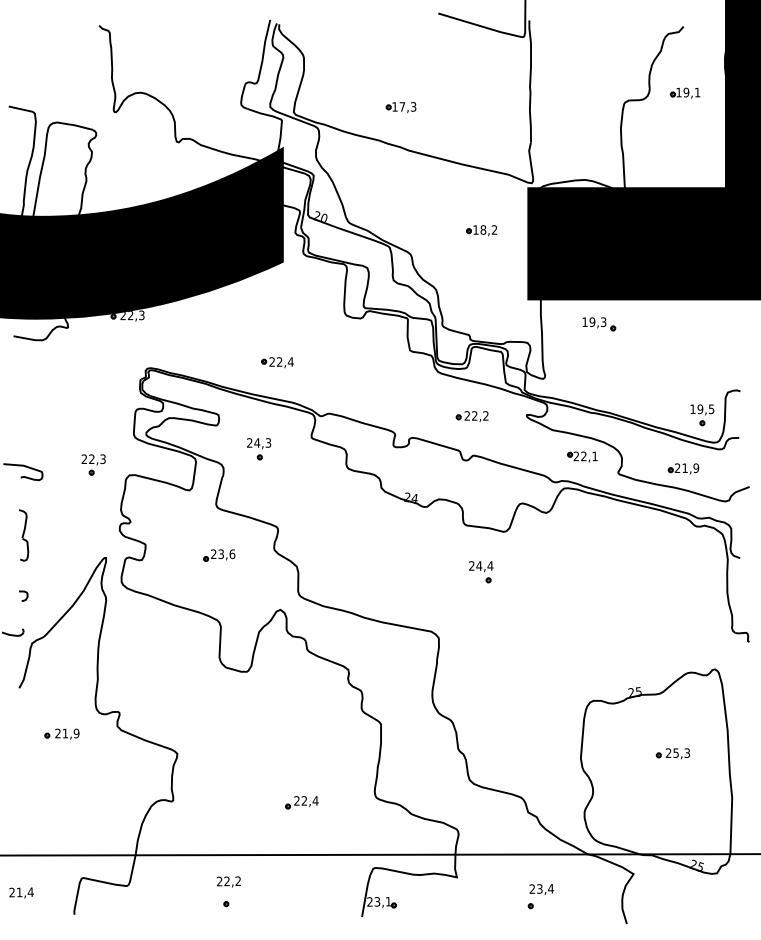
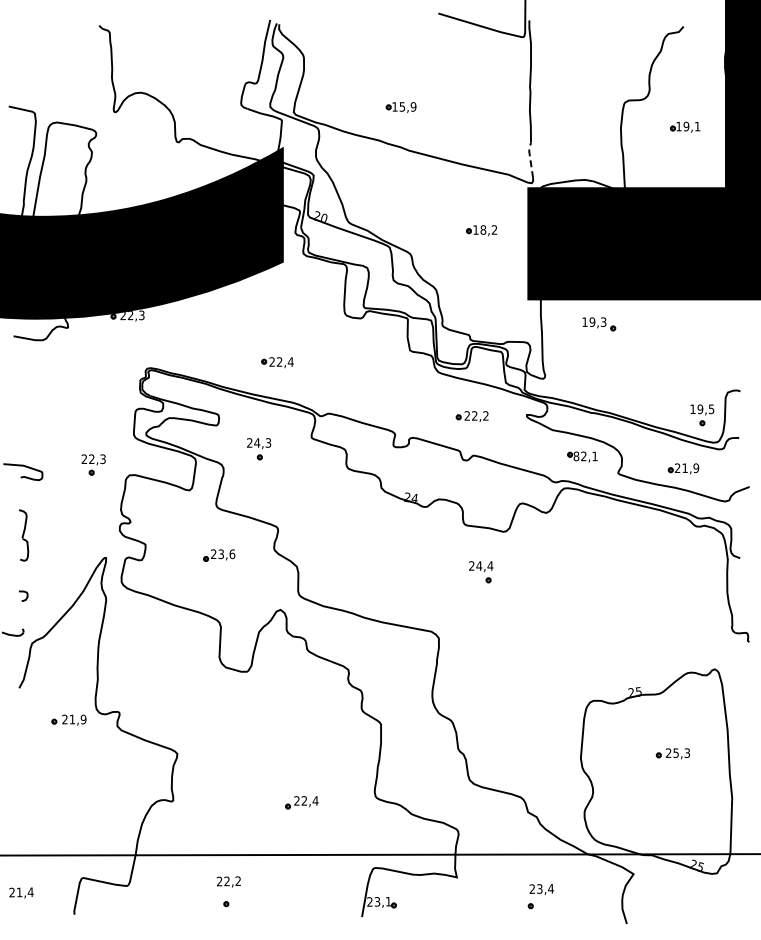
part position: (685, 92) -> (685, 126) (685, 126)
text: 17,3 -> 15,9 (407, 106)
line: solid -> dashed (530, 159)
text: 22,1 -> 82,1 (576, 456)
part position: (61, 733) -> (68, 719) (68, 719)
